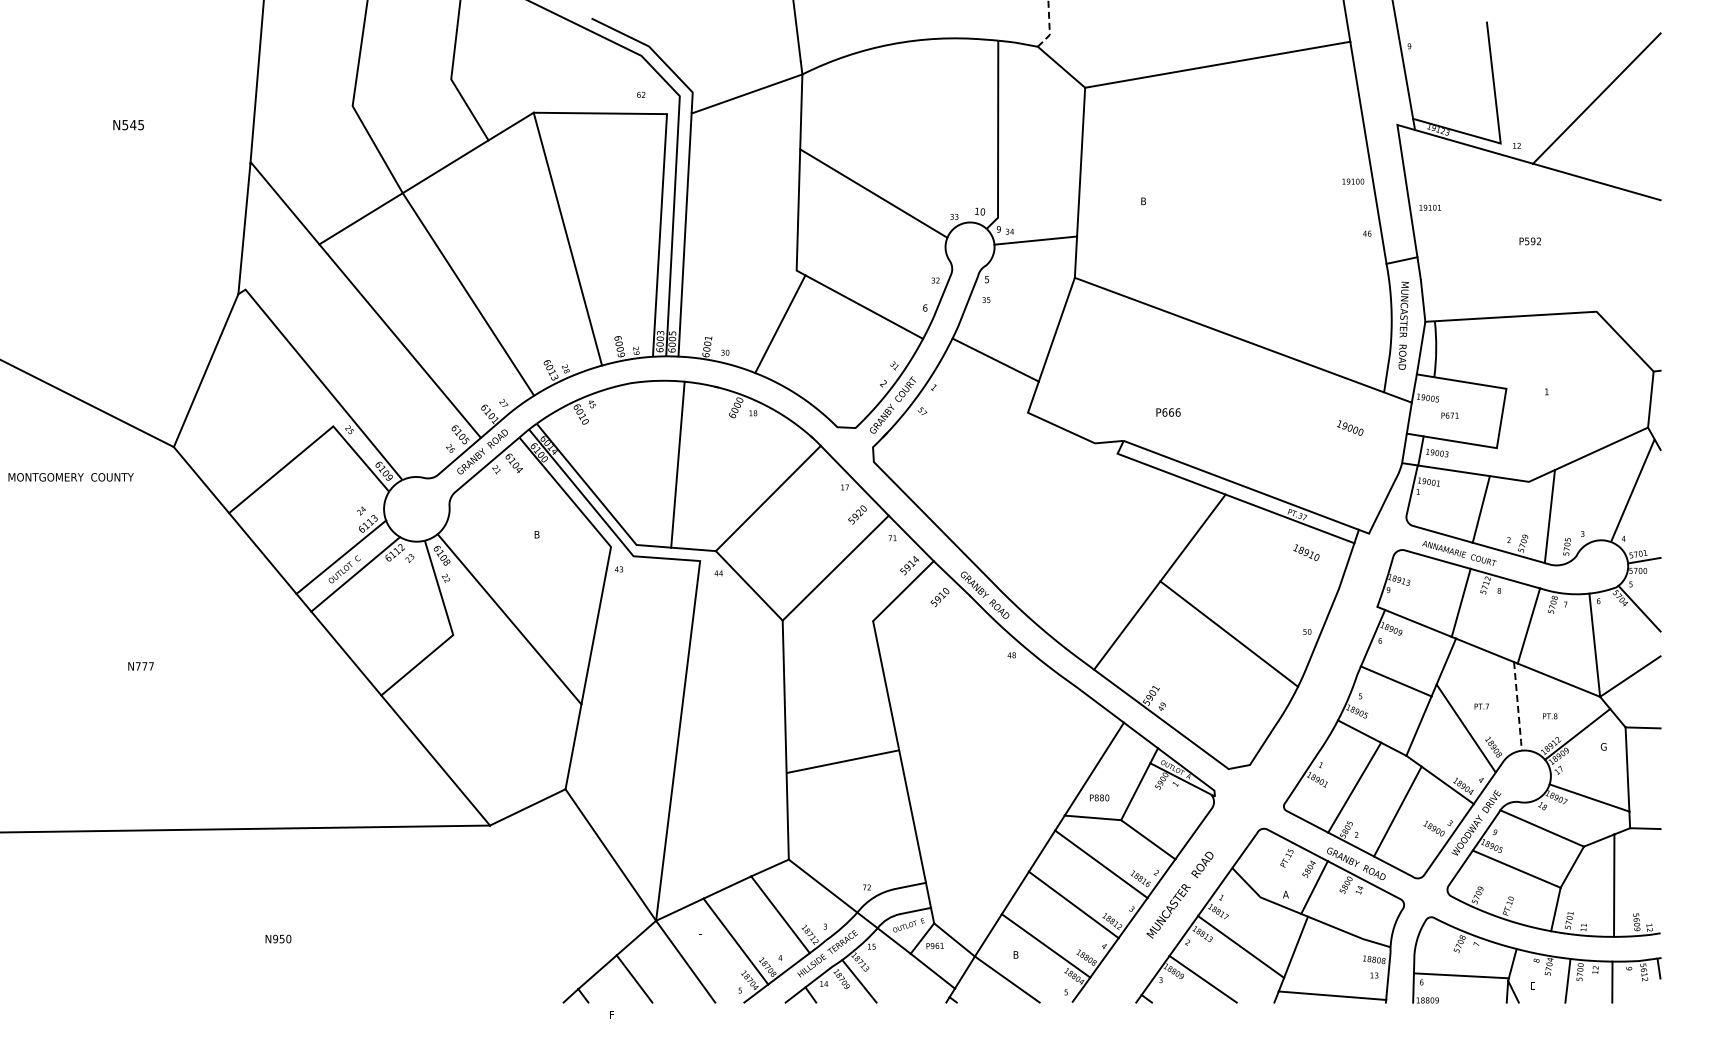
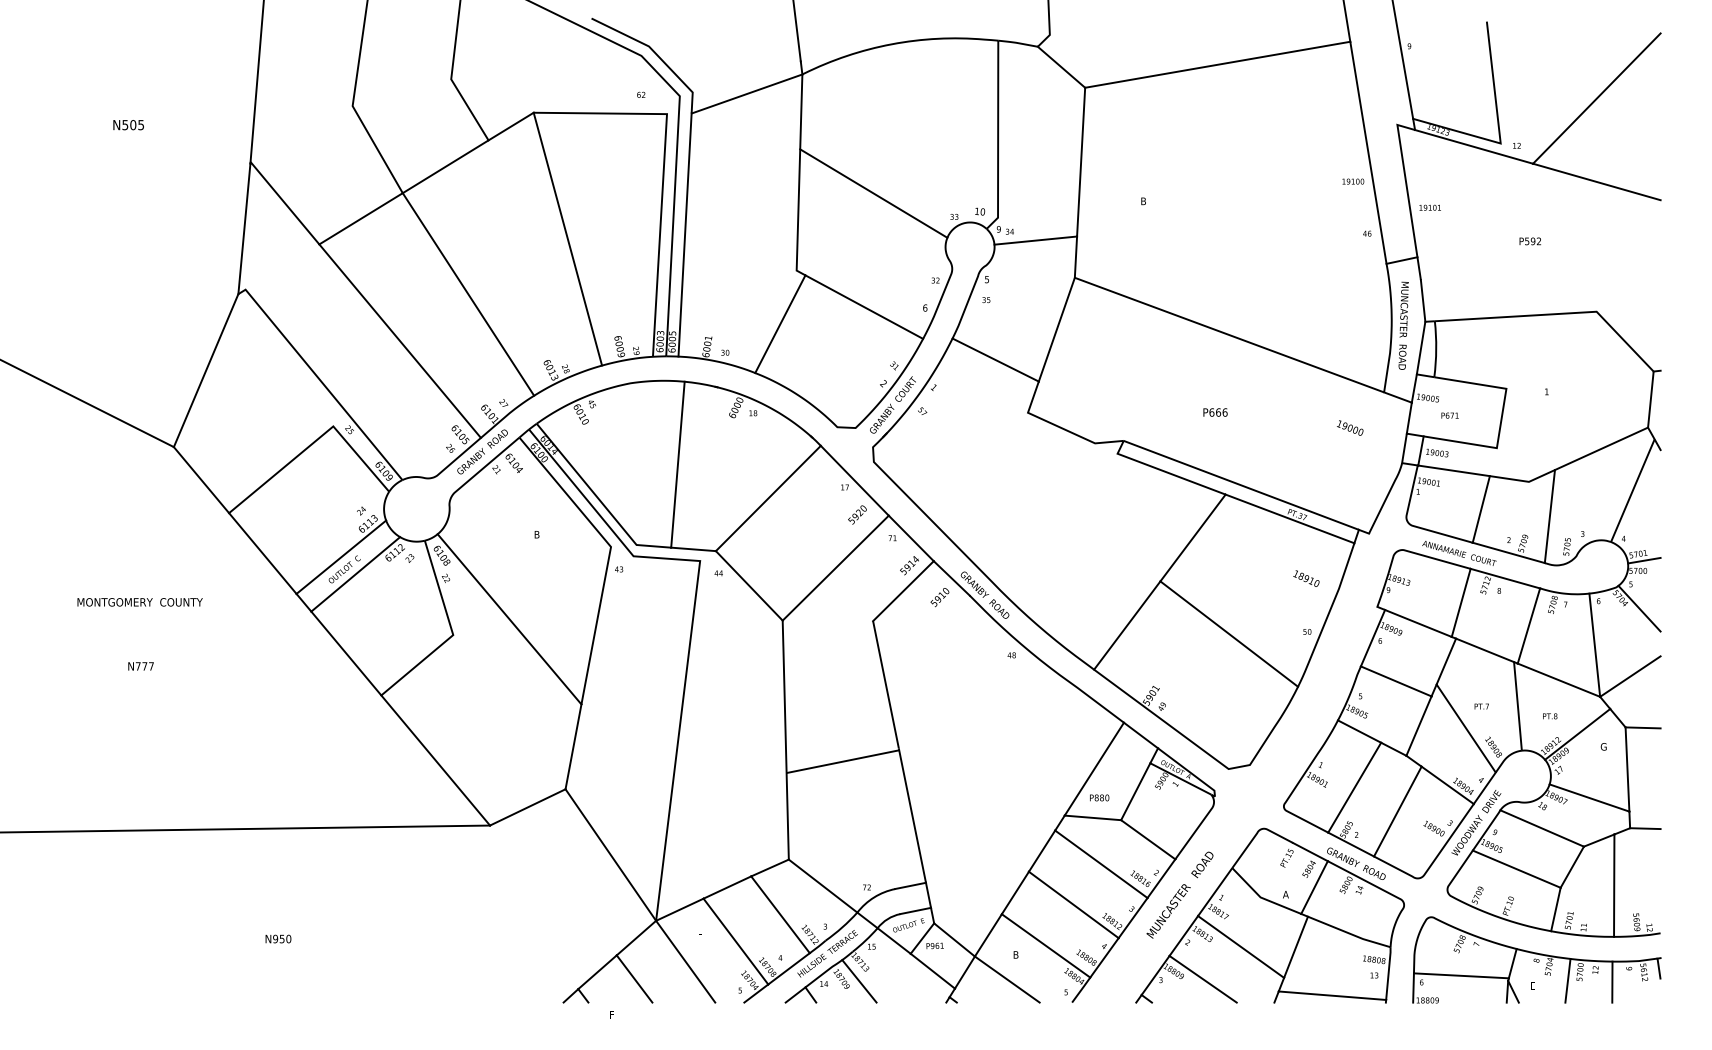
line: dashed -> solid (1049, 26)
text: N545 -> N505 (133, 125)
text position: (1168, 412) -> (1215, 412) (1215, 412)
text position: (70, 477) -> (139, 602) (139, 602)
text position: (1306, 552) -> (1306, 578) (1306, 578)
line: dashed -> solid (1518, 707)
